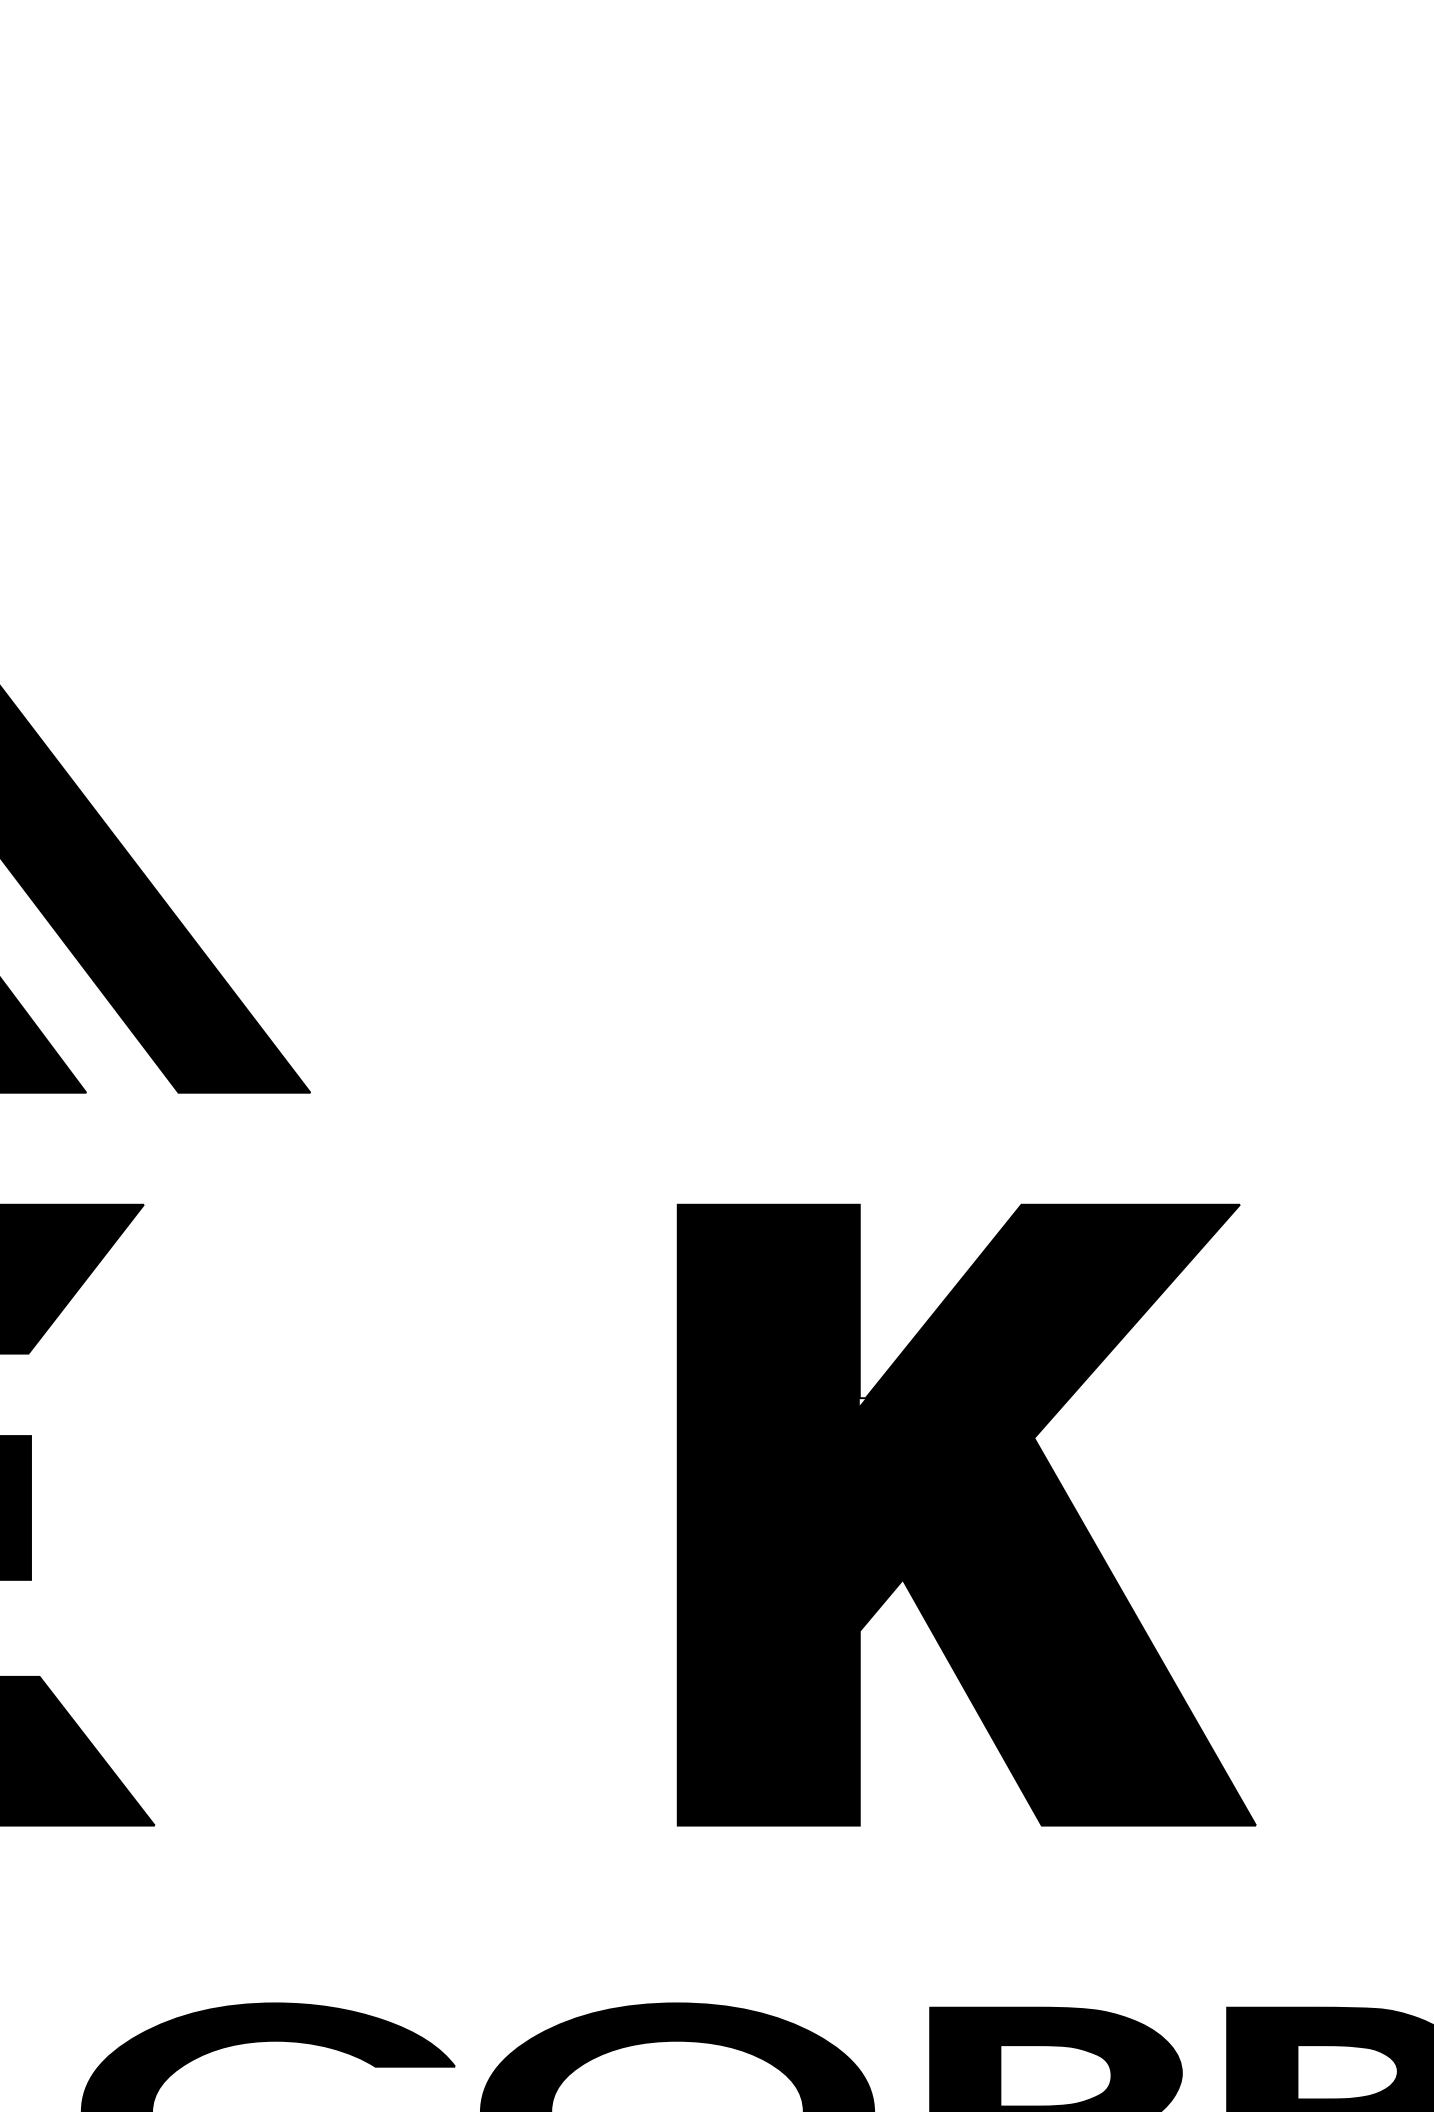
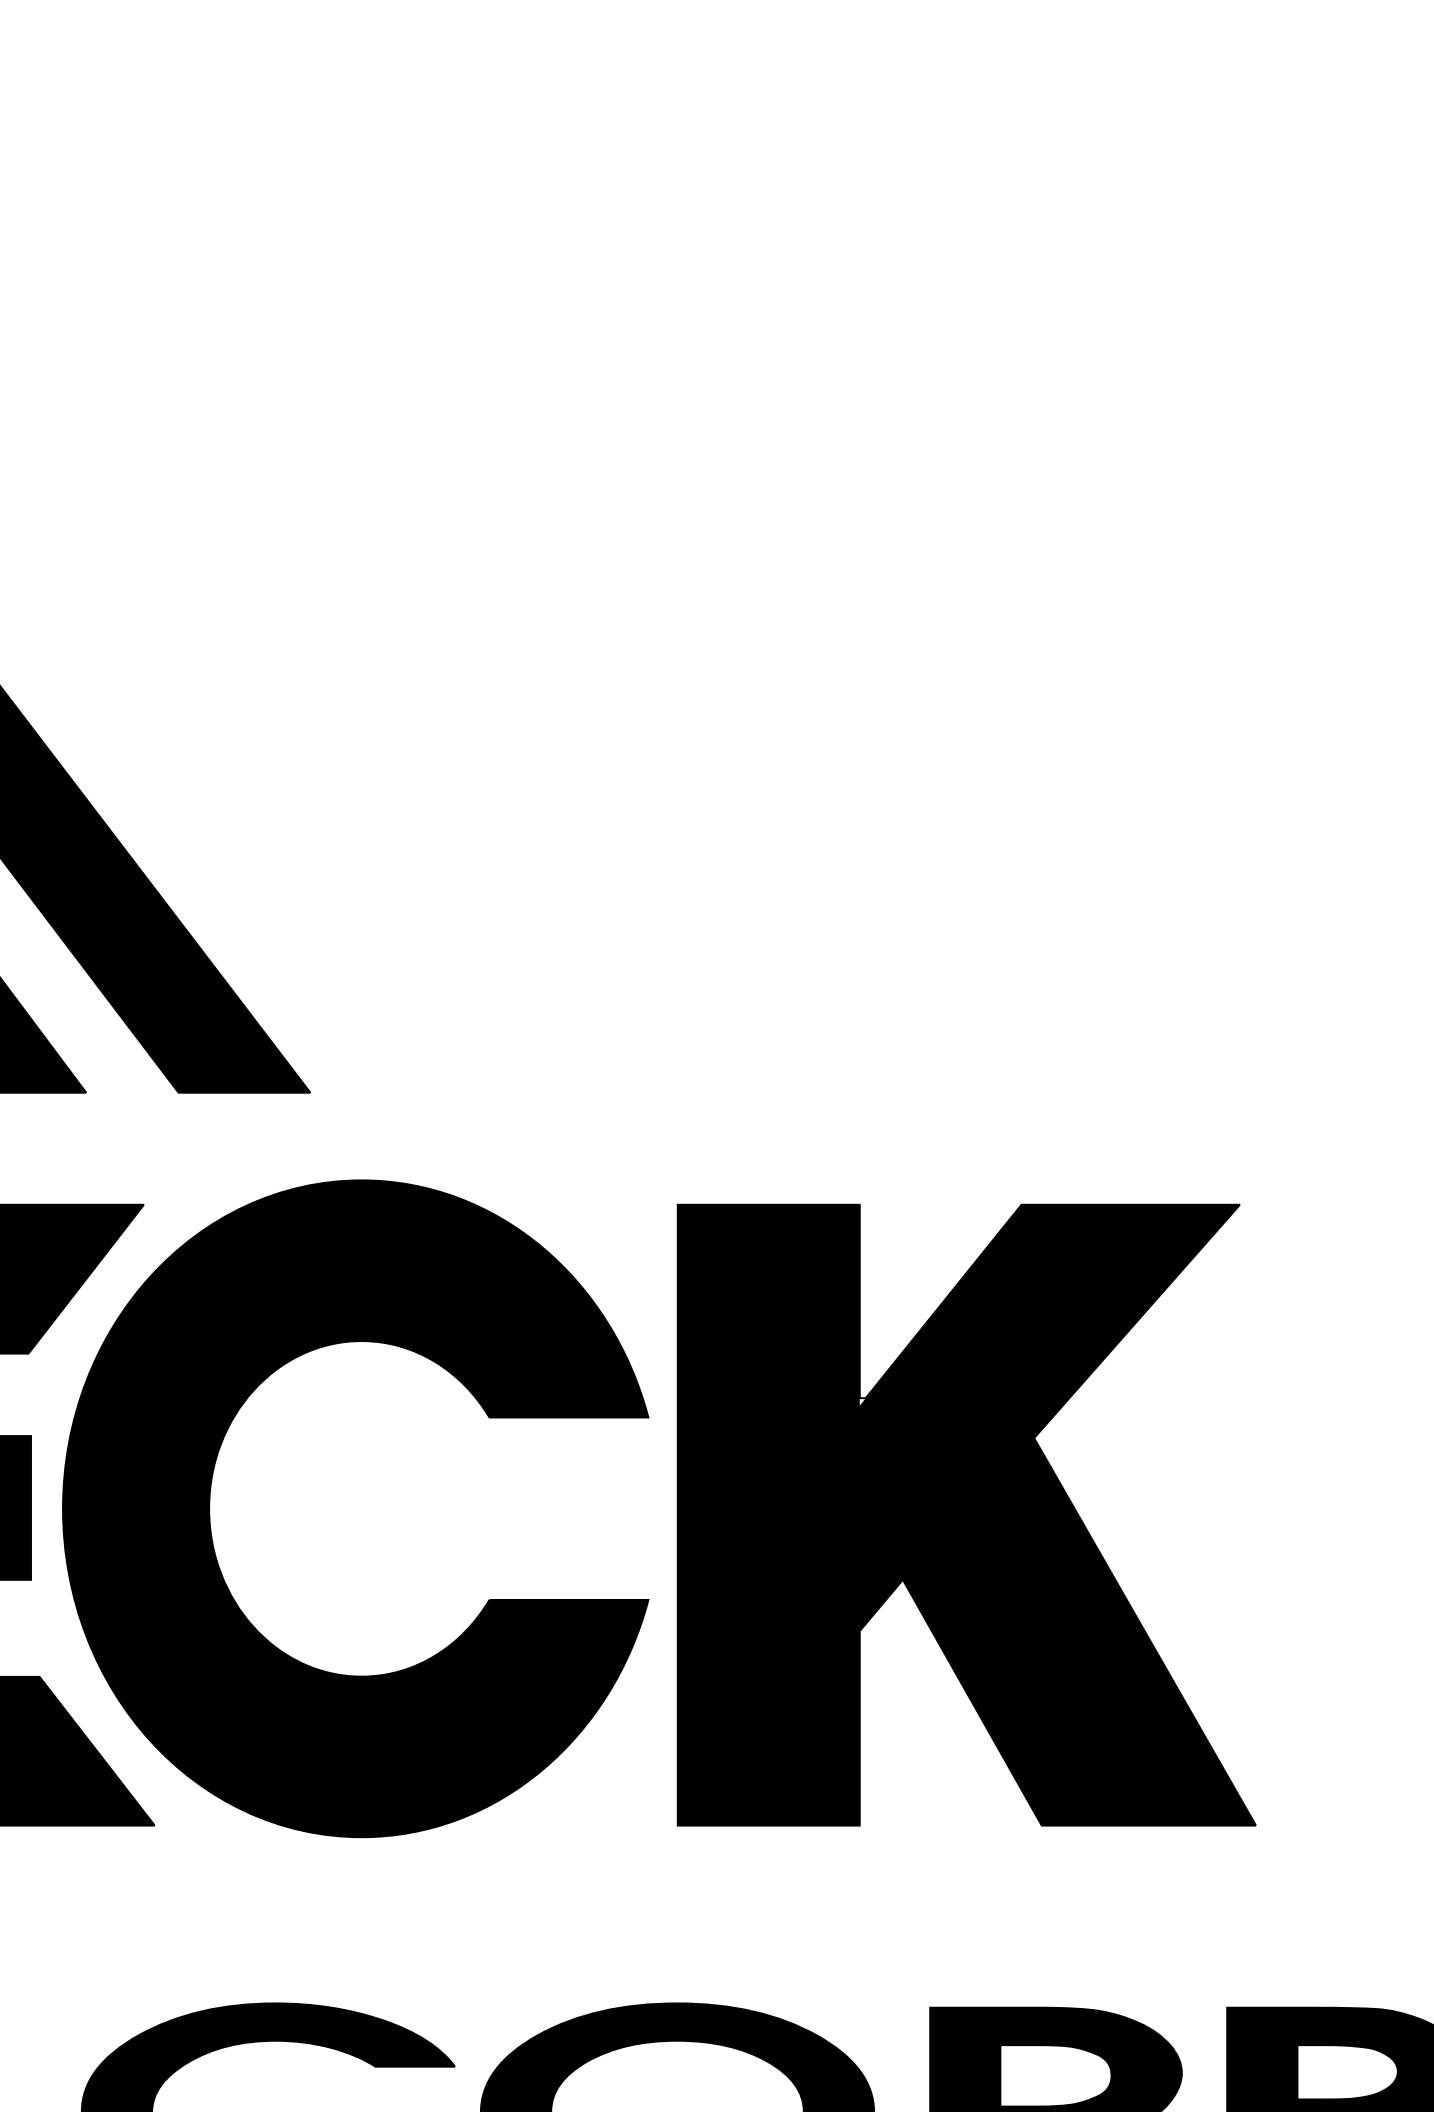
part: none -> present (210, 1505)
